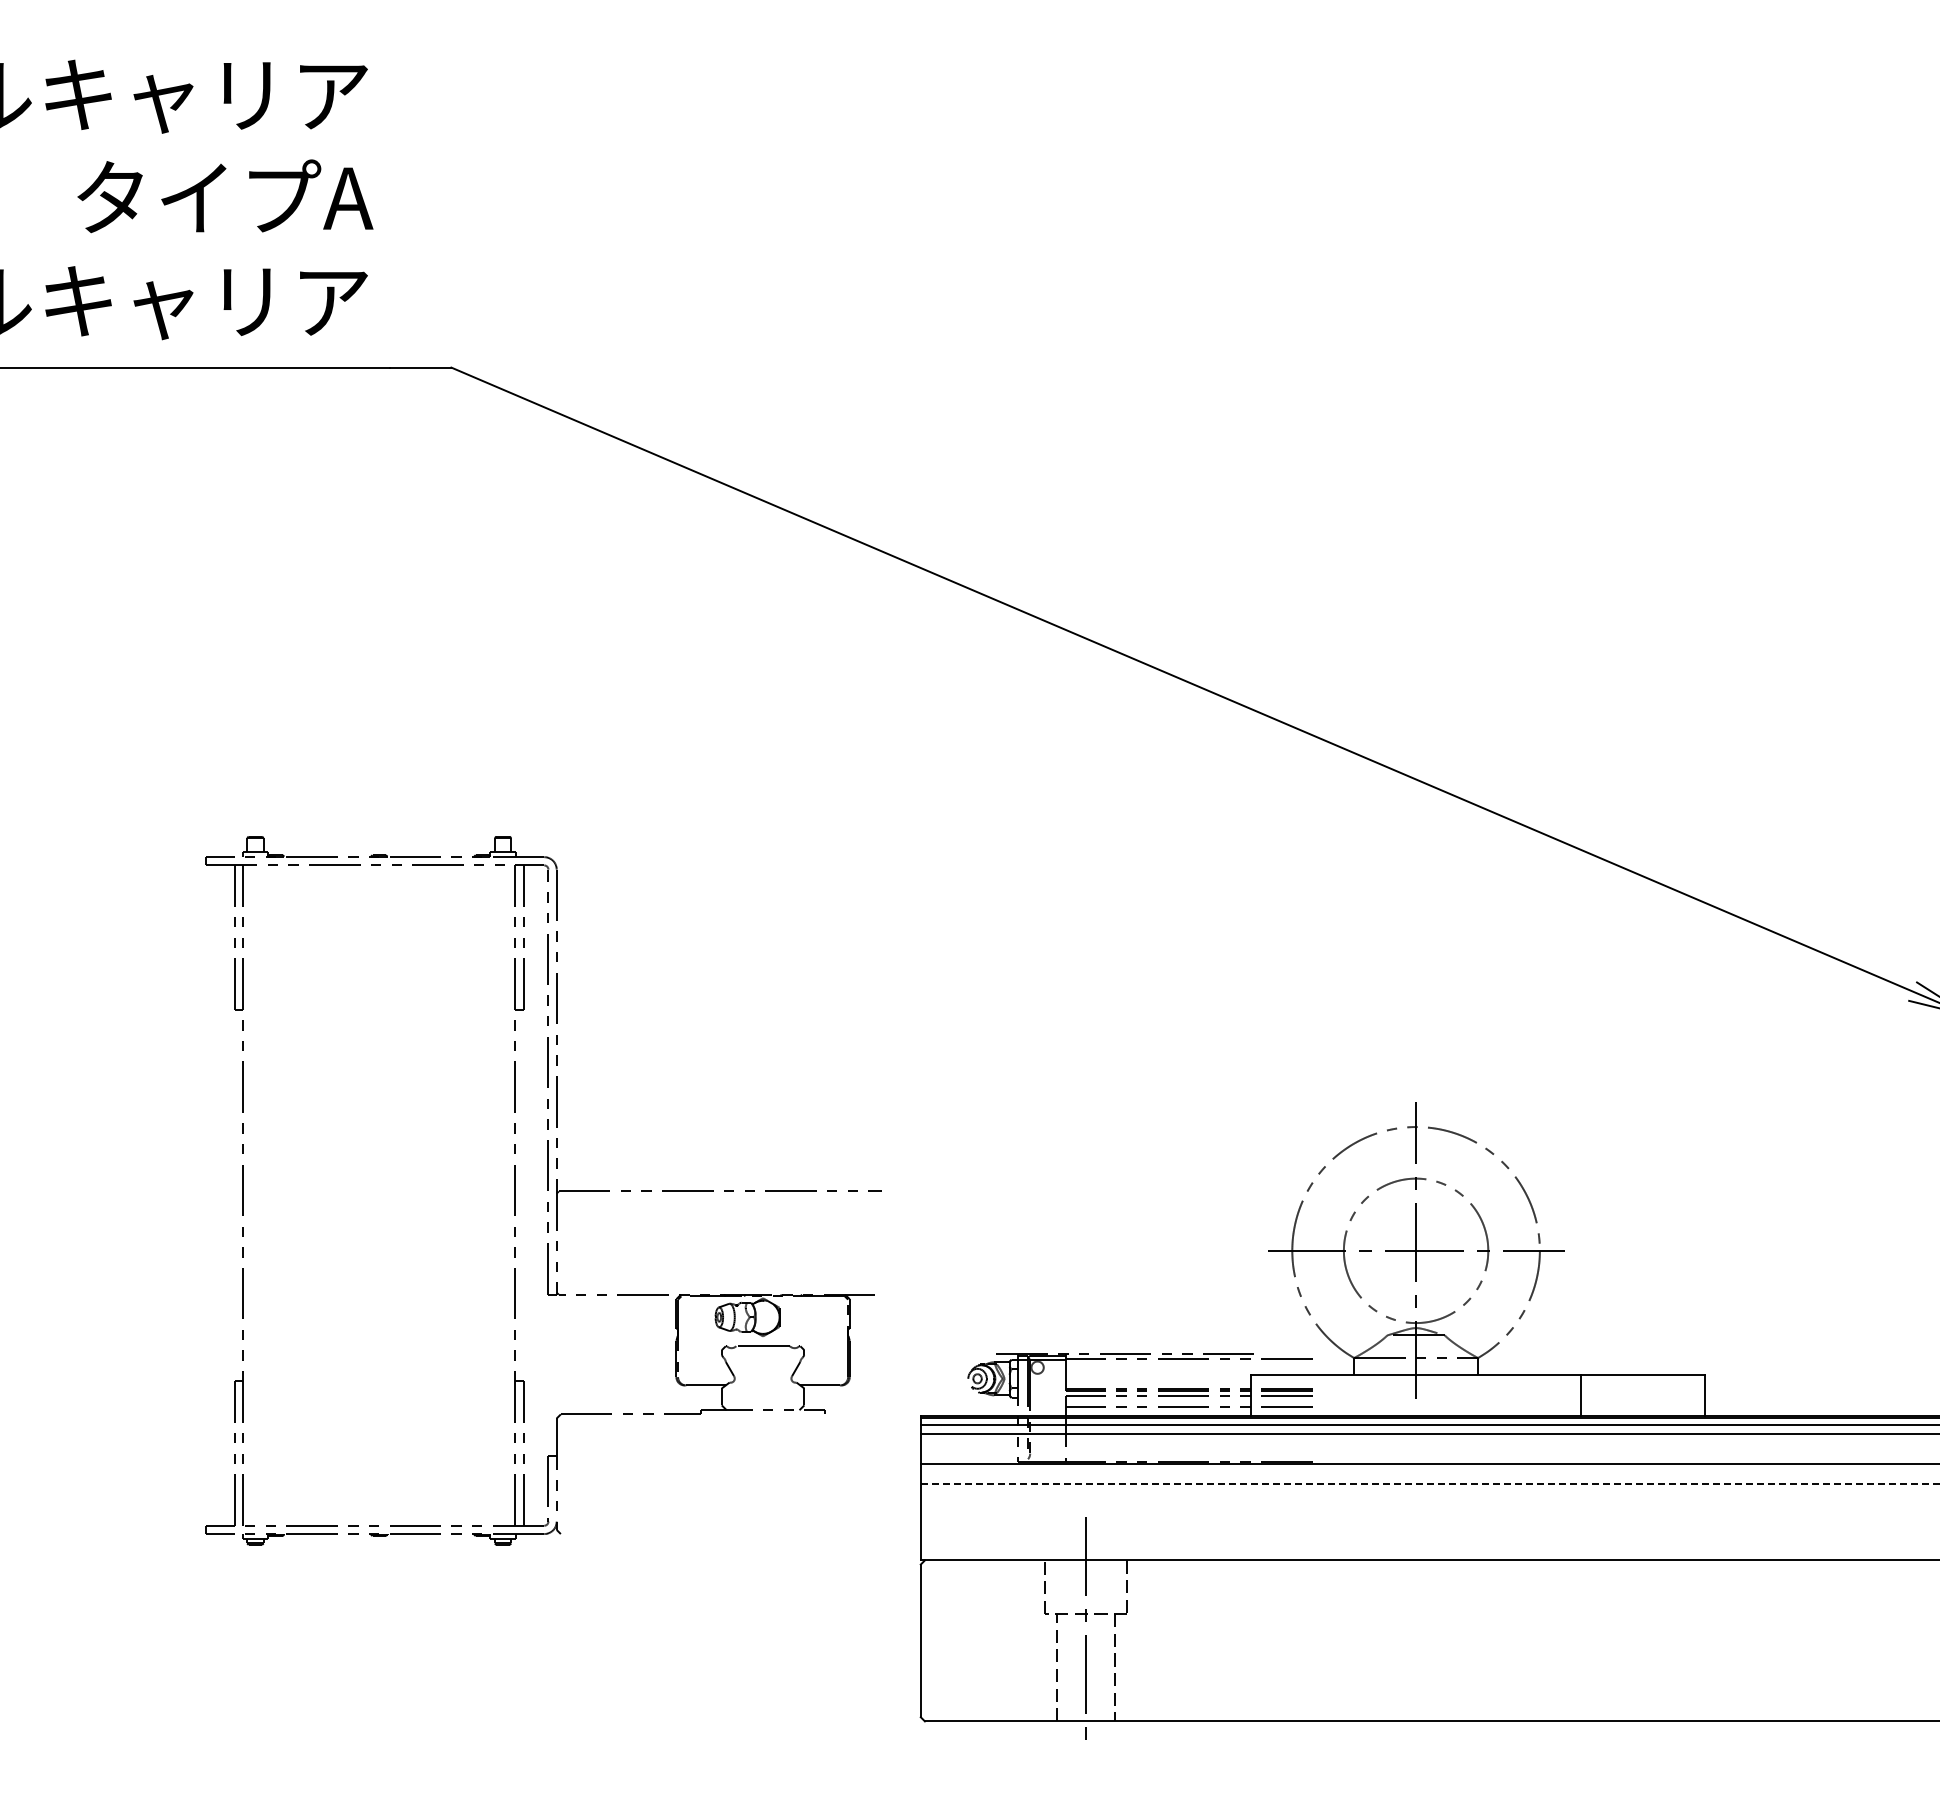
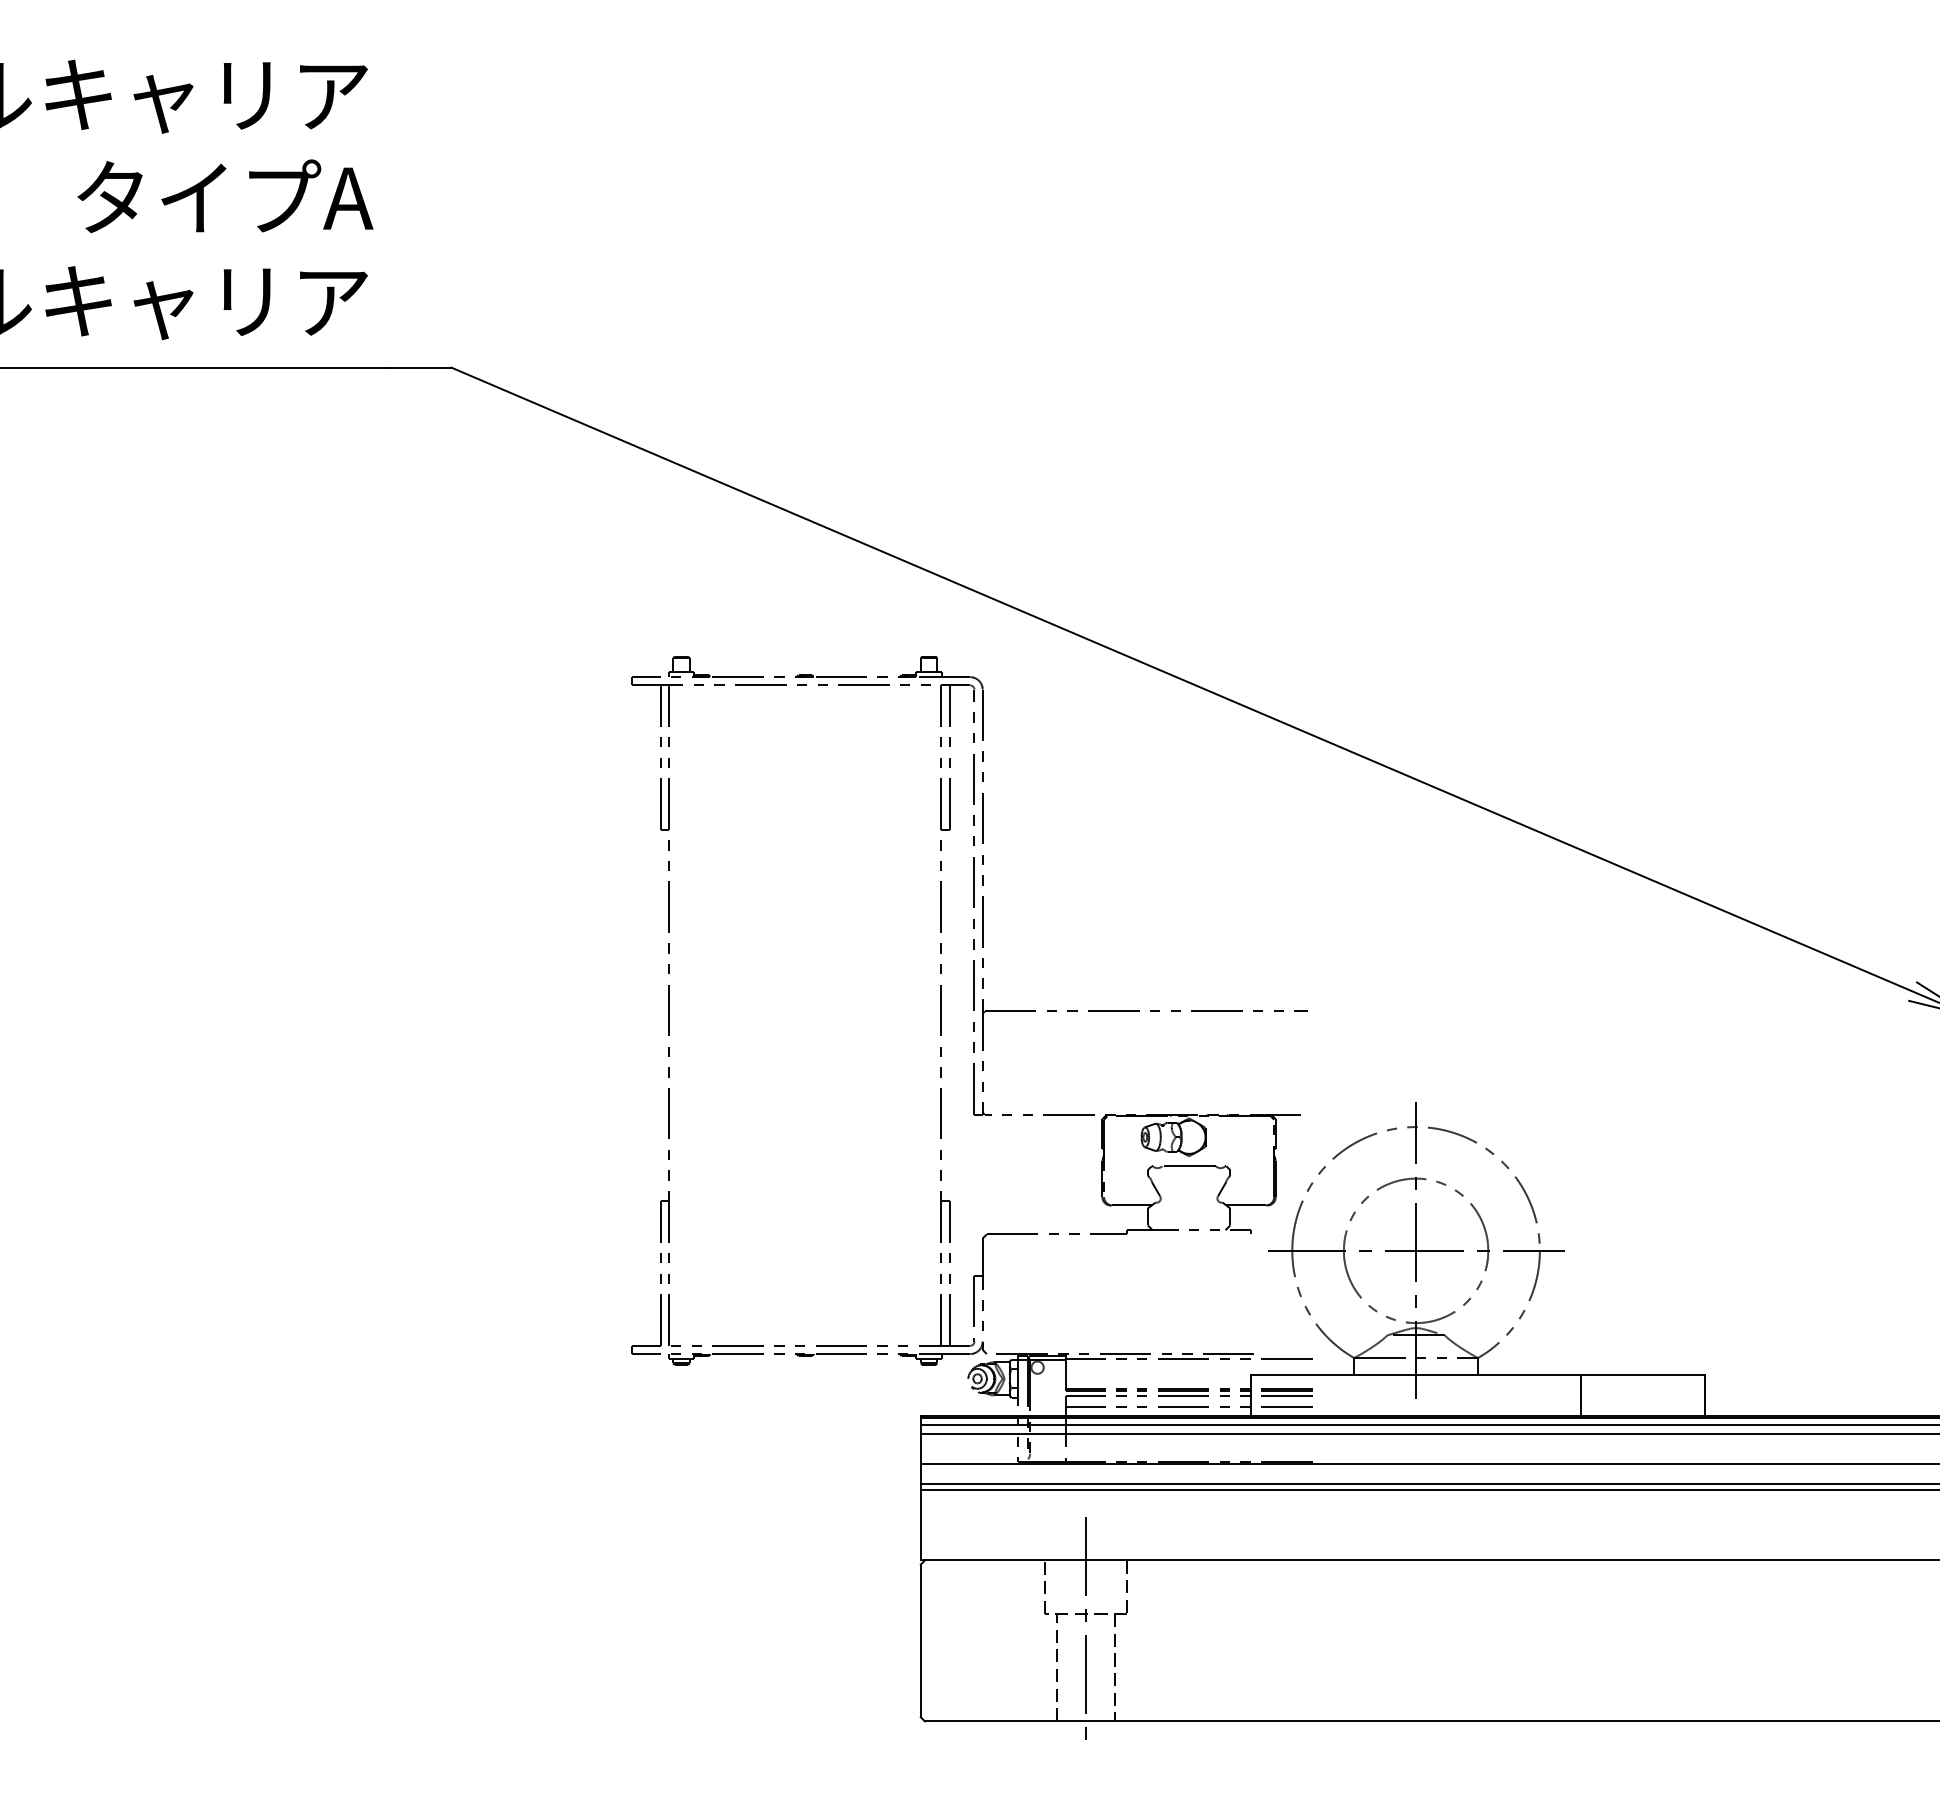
part position: (543, 1190) -> (969, 1010) (969, 1010)
line: dashed -> solid (1430, 1483)
line: none -> present (1428, 1490)
